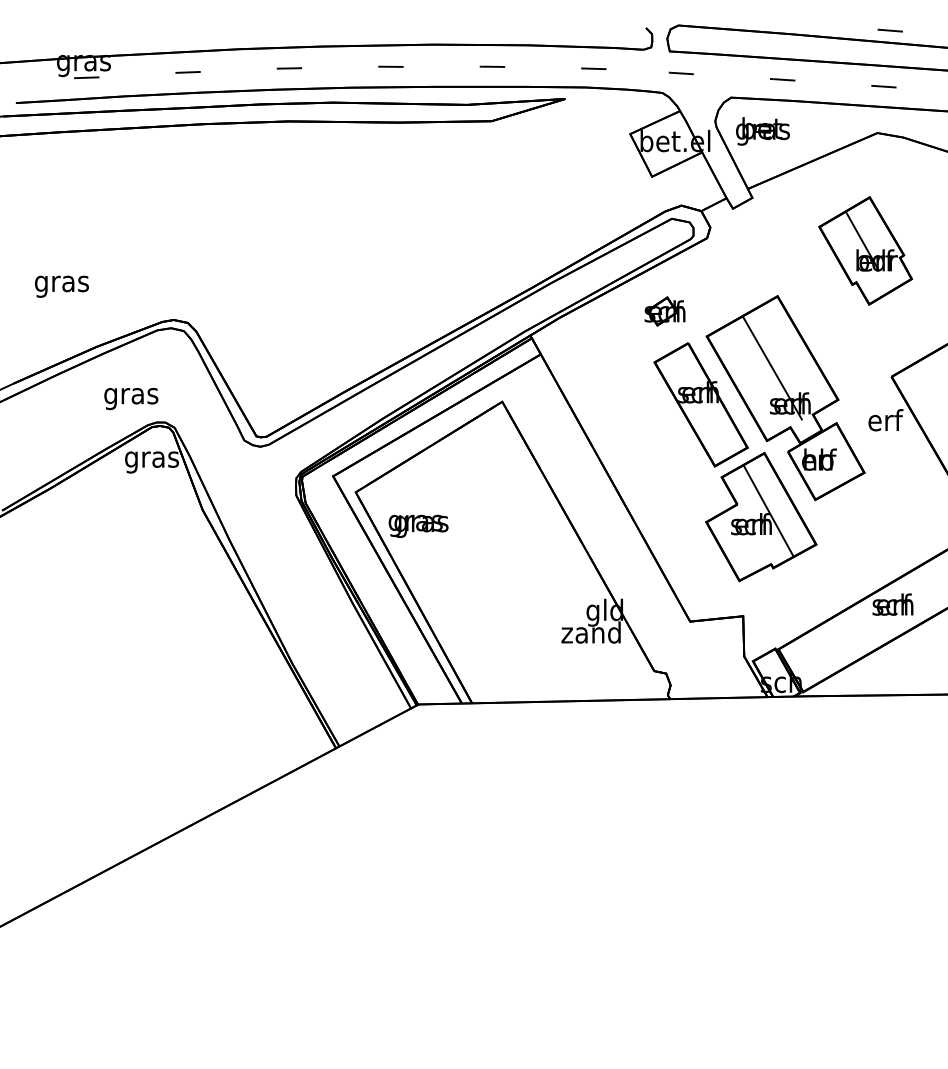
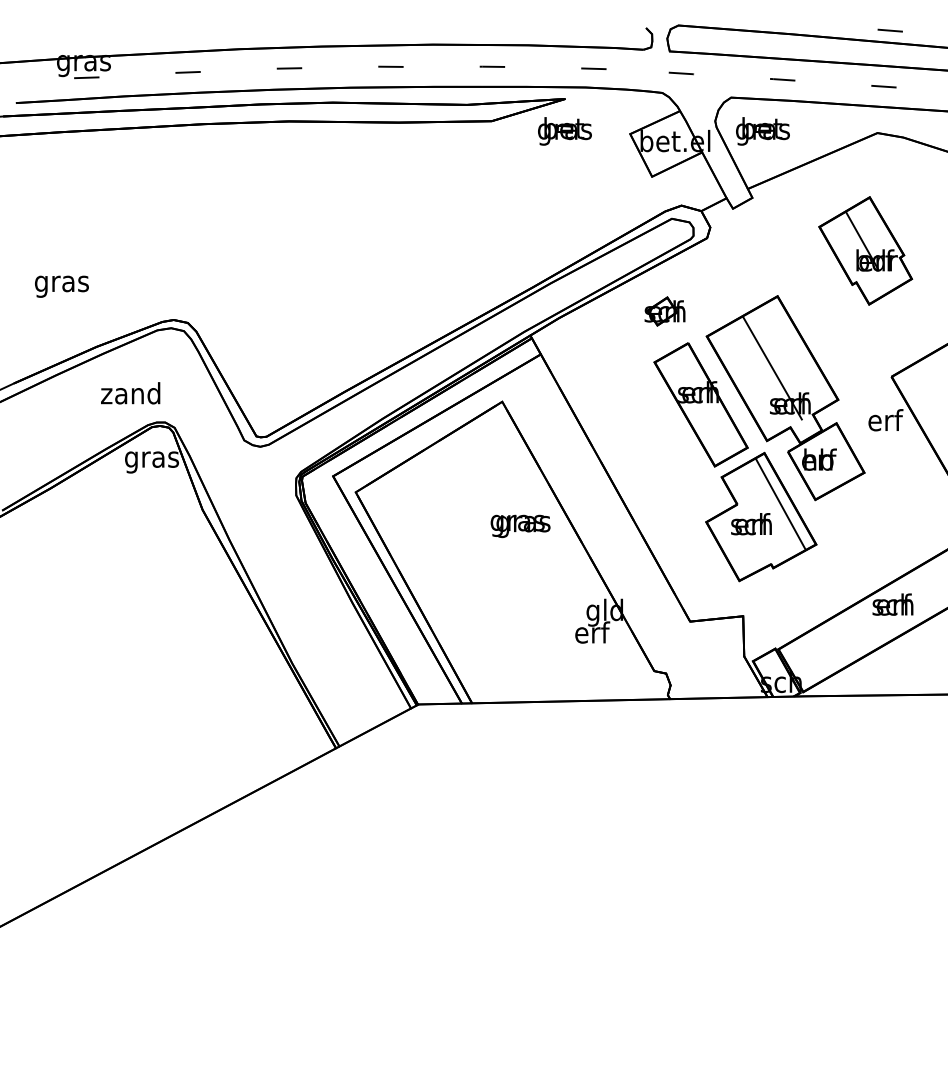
part: none -> present (564, 131)
text: gras -> zand (130, 396)
line position: (768, 510) -> (780, 503) (780, 503)
text position: (418, 526) -> (520, 526) (520, 526)
text: zand -> erf (590, 632)
